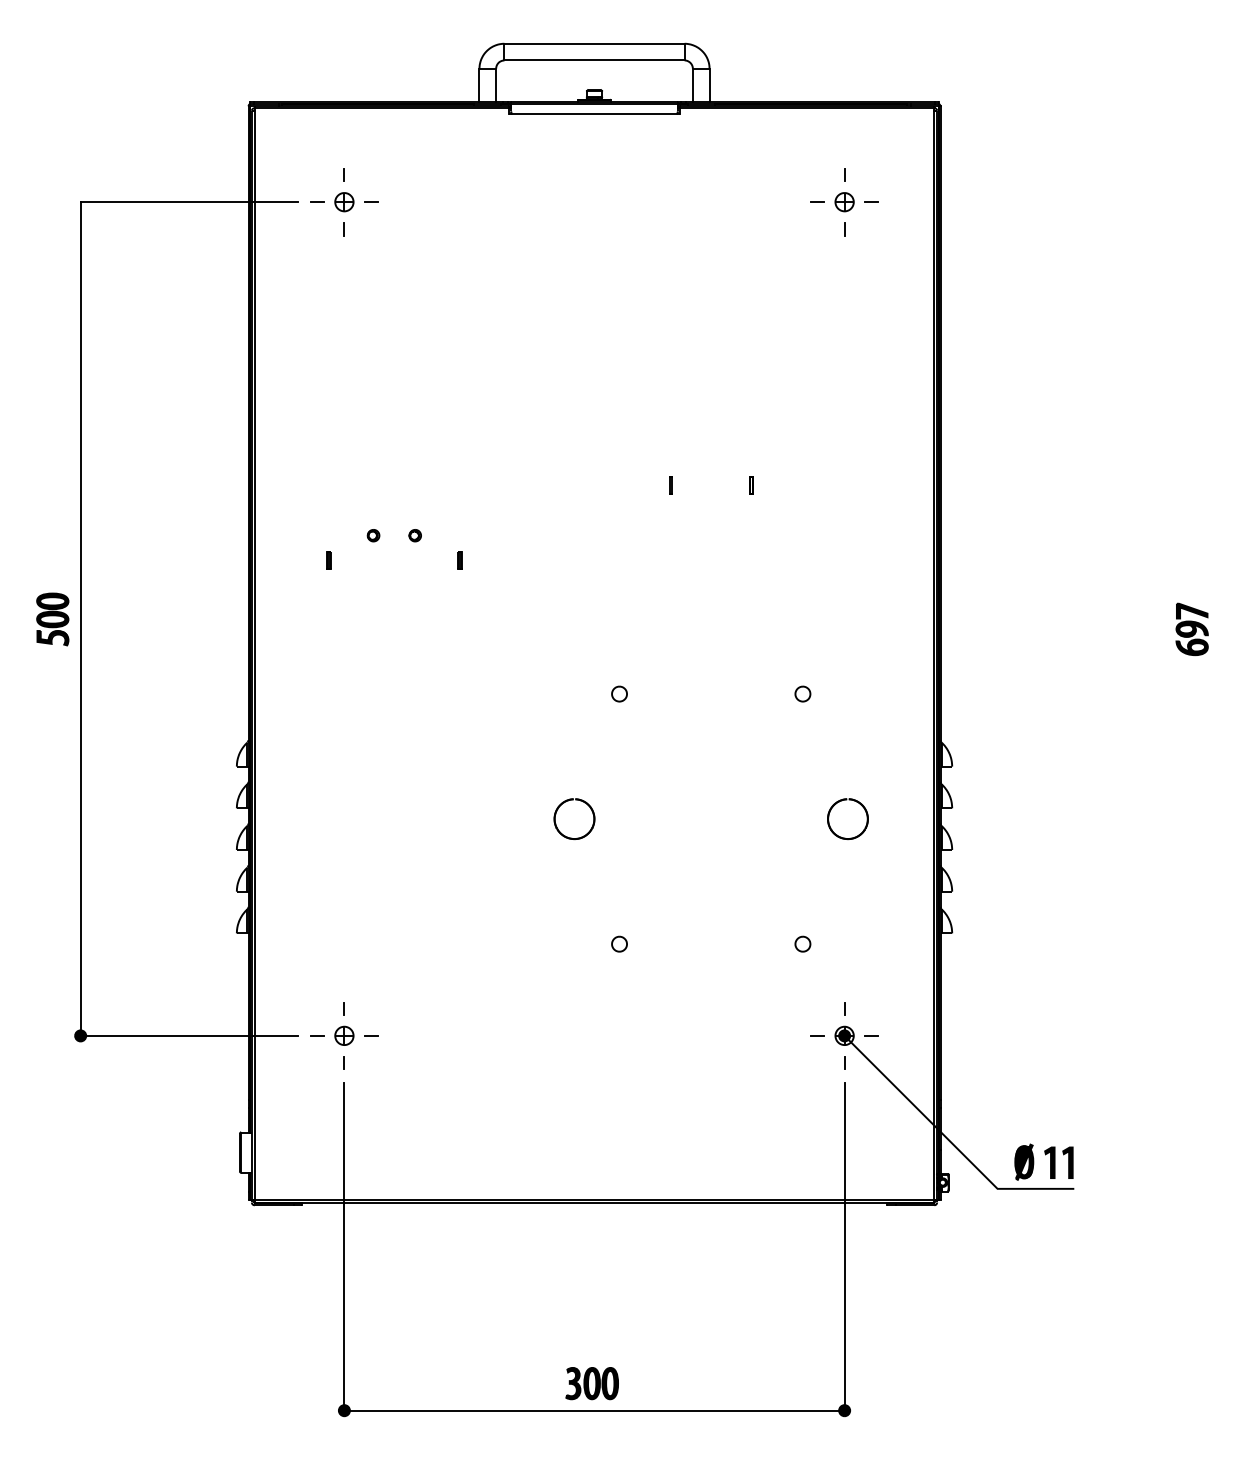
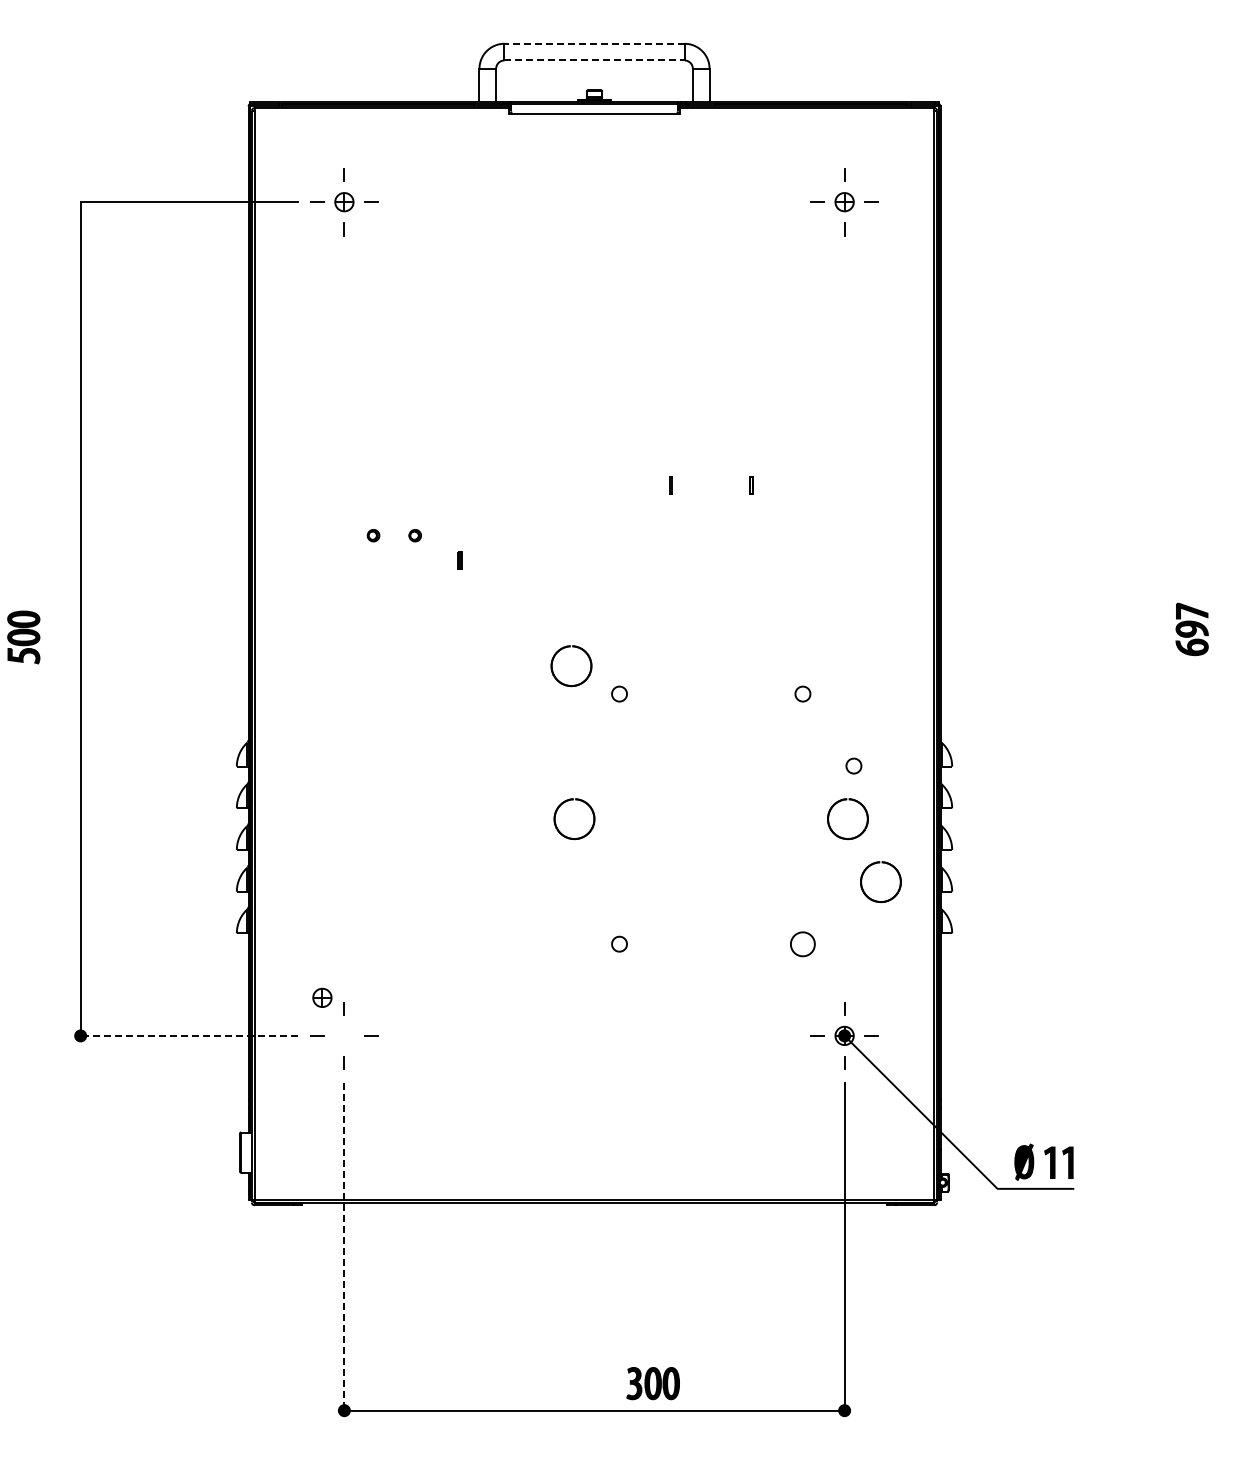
line: solid -> dashed (594, 43)
line: solid -> dashed (595, 60)
part: present -> none (328, 560)
part position: (52, 619) -> (23, 637) (23, 637)
part: none -> present (568, 684)
part: none -> present (853, 765)
part: none -> present (880, 882)
part size: 18x18 px -> 26x27 px (802, 944)
line: solid -> dashed (189, 1035)
part position: (344, 1035) -> (322, 997) (322, 997)
line: solid -> dashed (344, 1247)
part position: (591, 1383) -> (652, 1383) (652, 1383)
